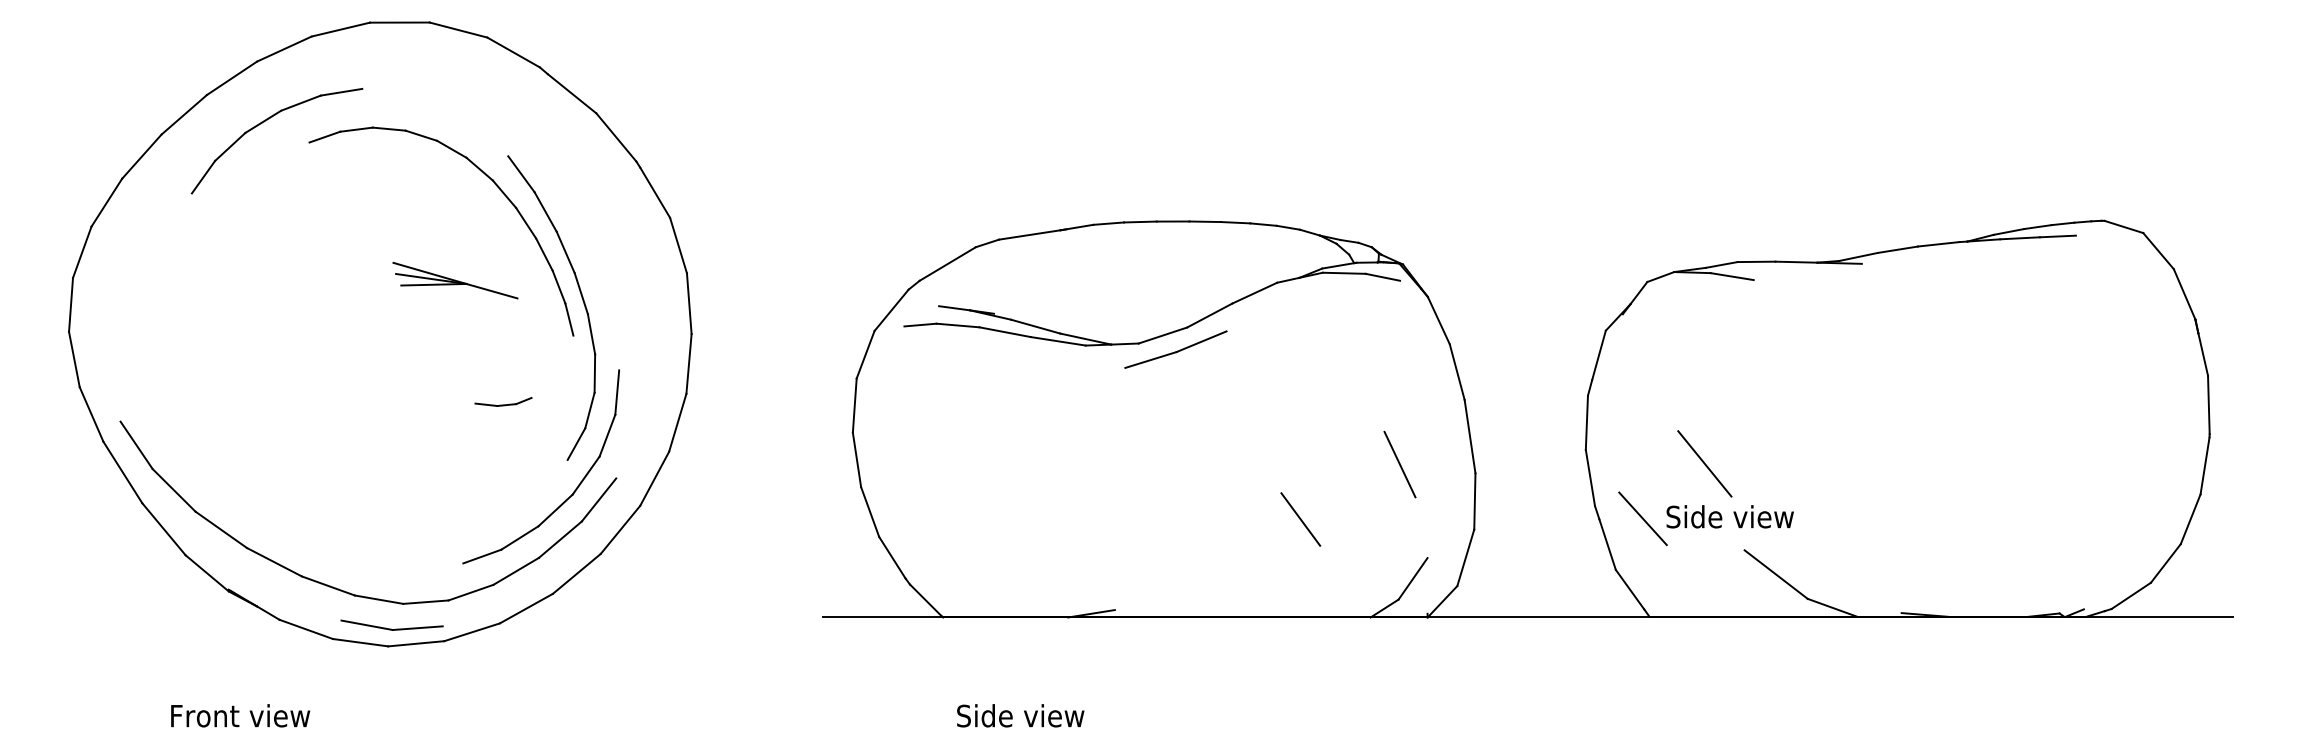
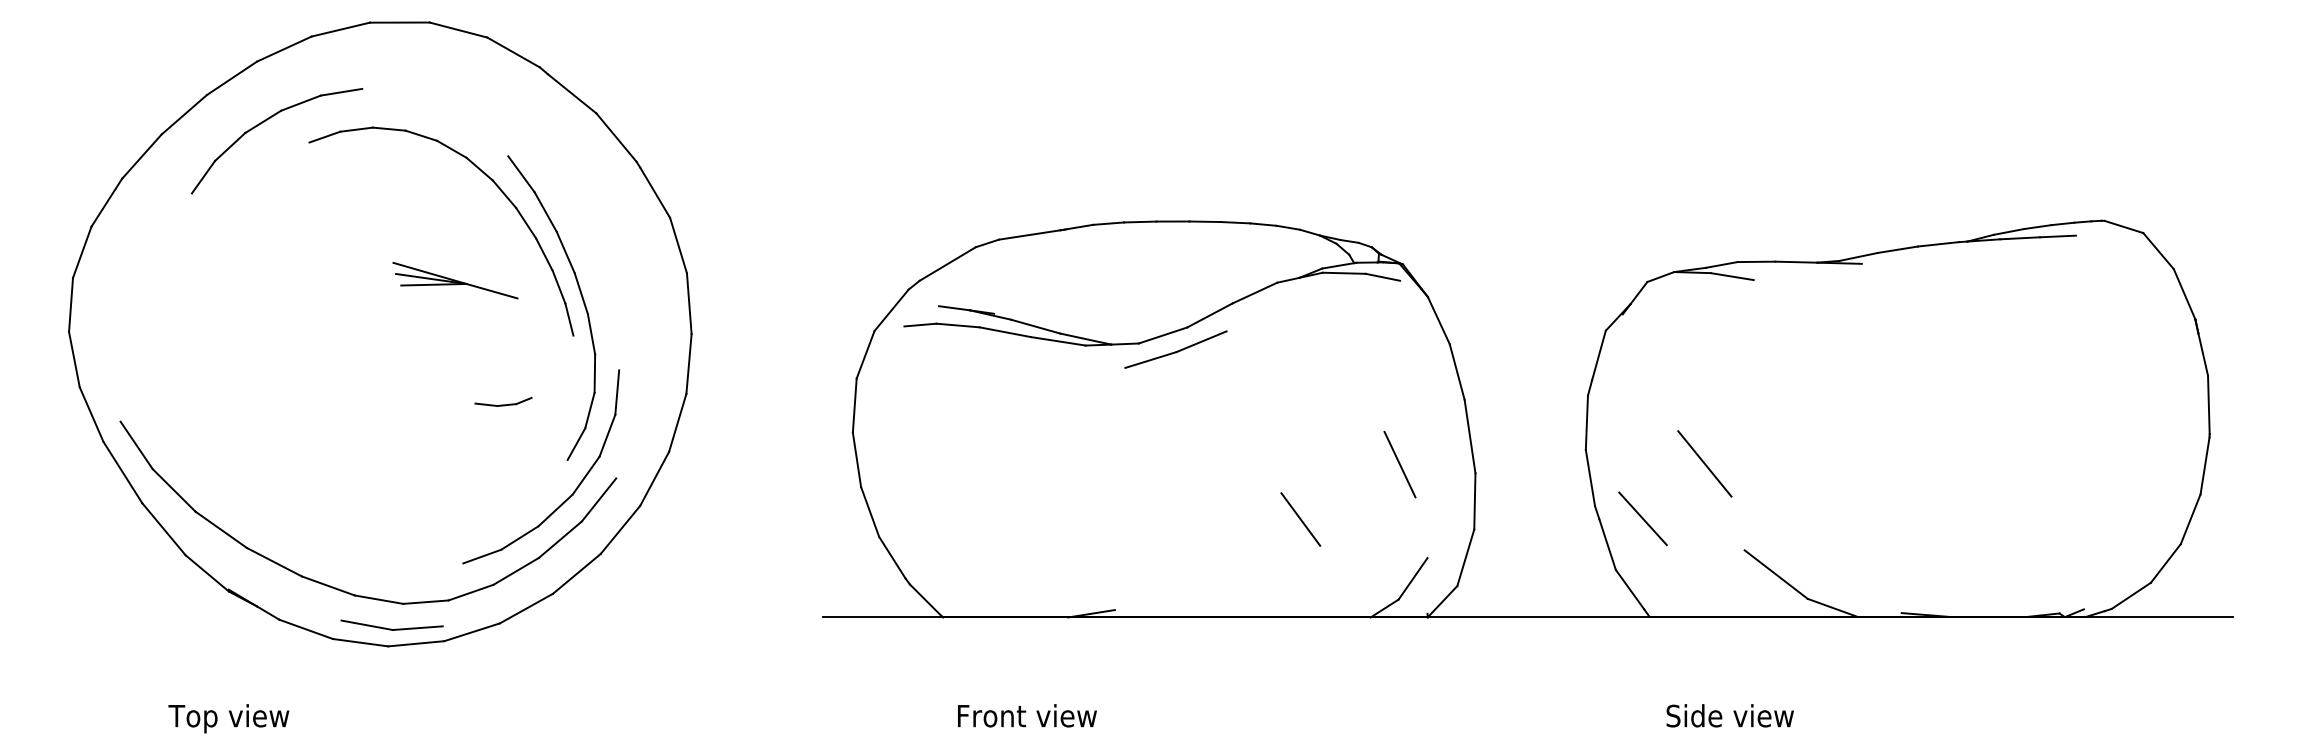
text position: (1729, 516) -> (1729, 715) (1729, 715)
text: Side view -> Front view (1026, 715)
text: Front view -> Top view (239, 718)
